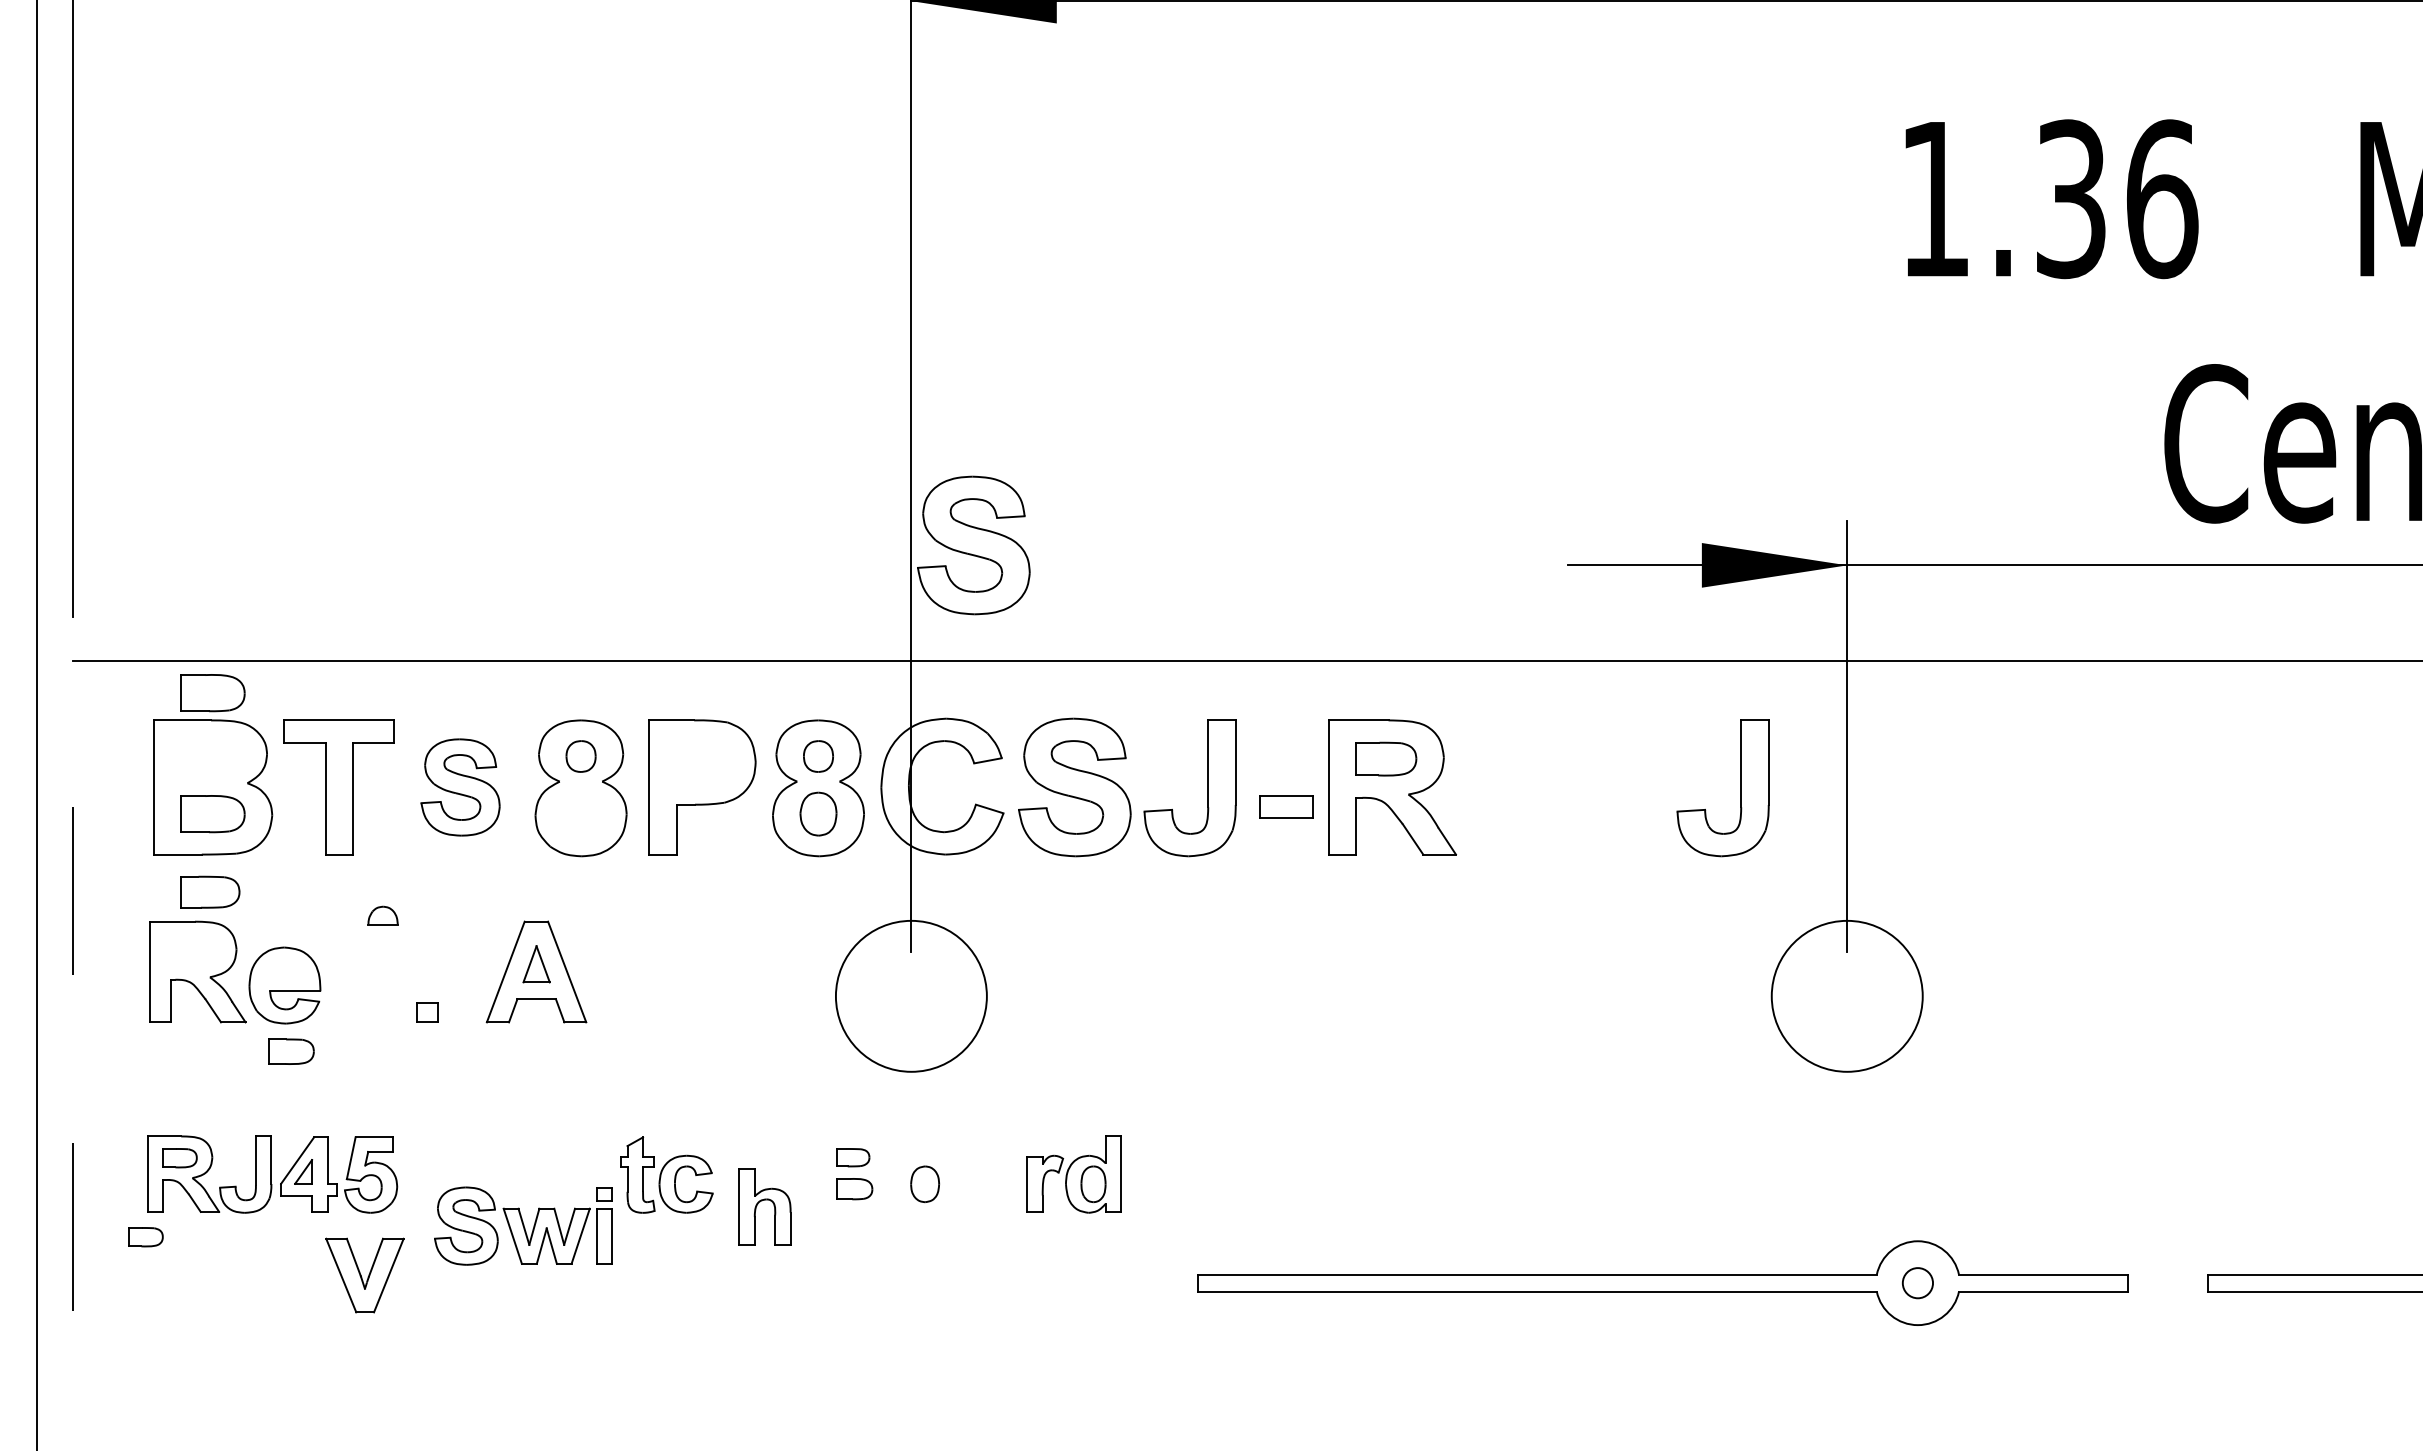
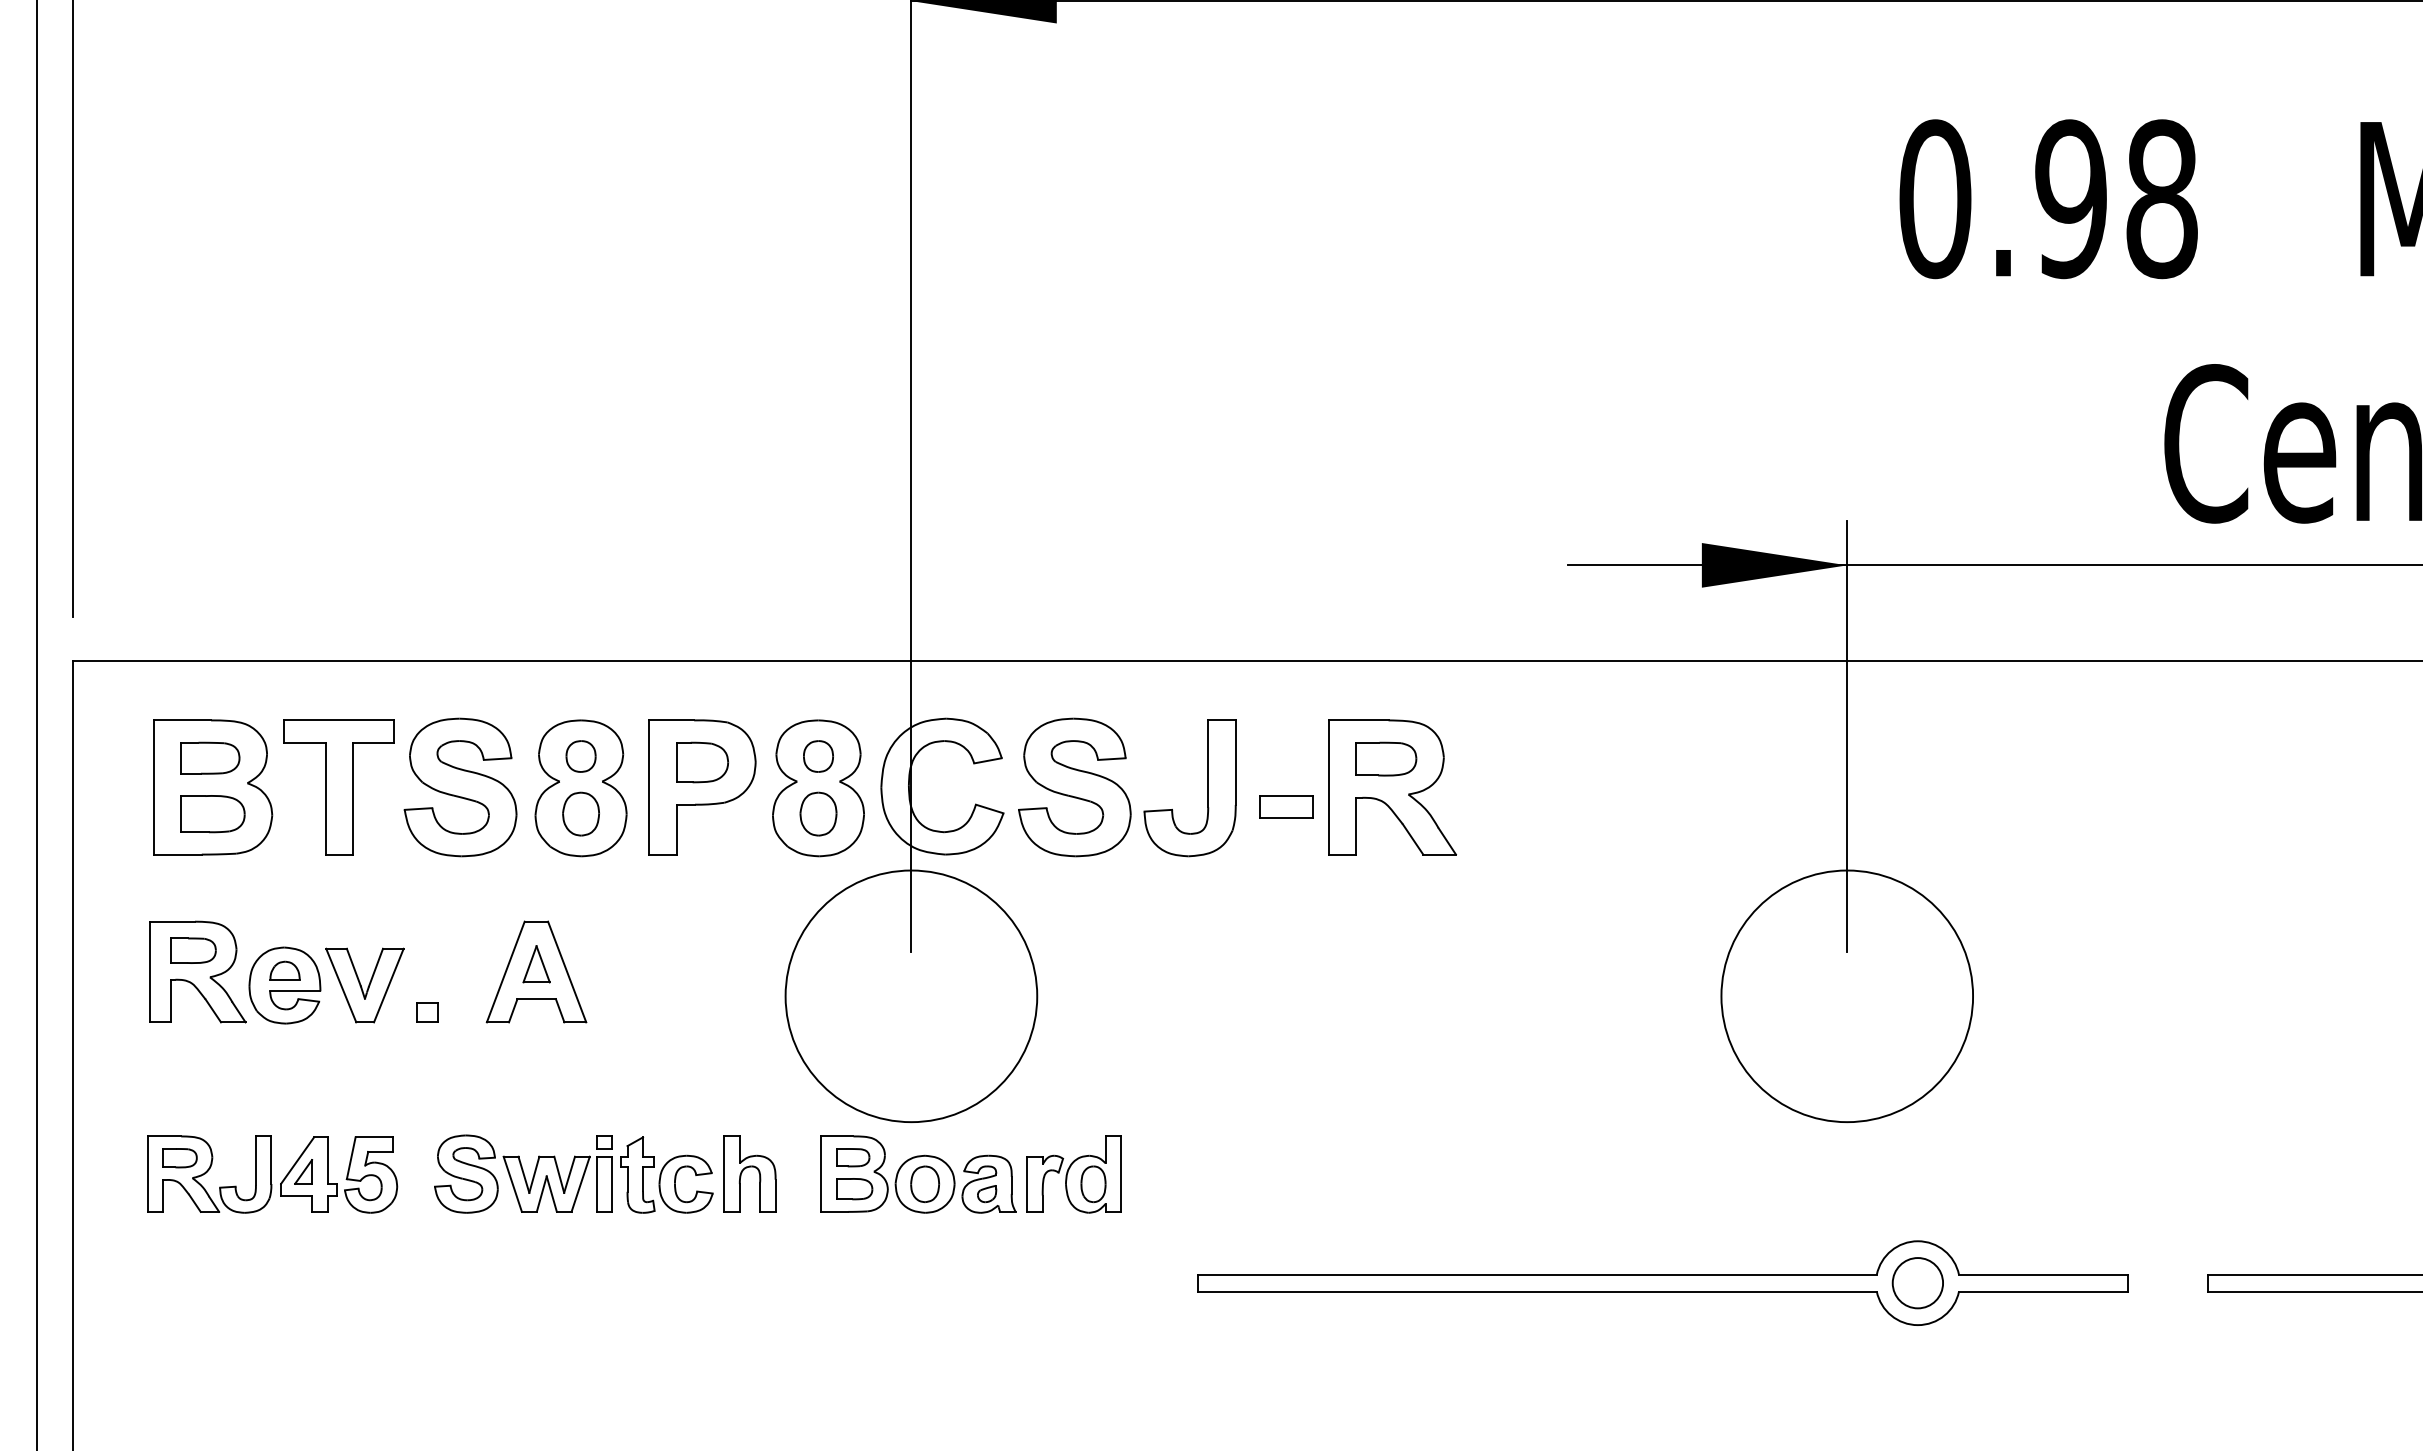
text: 1.36 -> 0.98 (2048, 199)
part: present -> none (973, 545)
part: present -> none (212, 693)
part: none -> present (702, 762)
part size: 81x99 px -> 115x141 px (460, 787)
part: present -> none (1740, 788)
part: none -> present (580, 813)
part position: (210, 891) -> (210, 757) (210, 757)
part position: (382, 915) -> (284, 970) (284, 970)
circle diameter: 151 px -> 252 px (911, 996)
circle diameter: 151 px -> 252 px (1847, 996)
part position: (291, 1051) -> (193, 950) (193, 950)
line: dashed -> solid (72, 1055)
part: none -> present (918, 1174)
part position: (764, 1206) -> (749, 1173) (749, 1173)
part position: (523, 1225) -> (523, 1173) (523, 1173)
part: present -> none (145, 1237)
part position: (364, 1275) -> (364, 985) (364, 985)
circle diameter: 30 px -> 50 px (1917, 1283)
